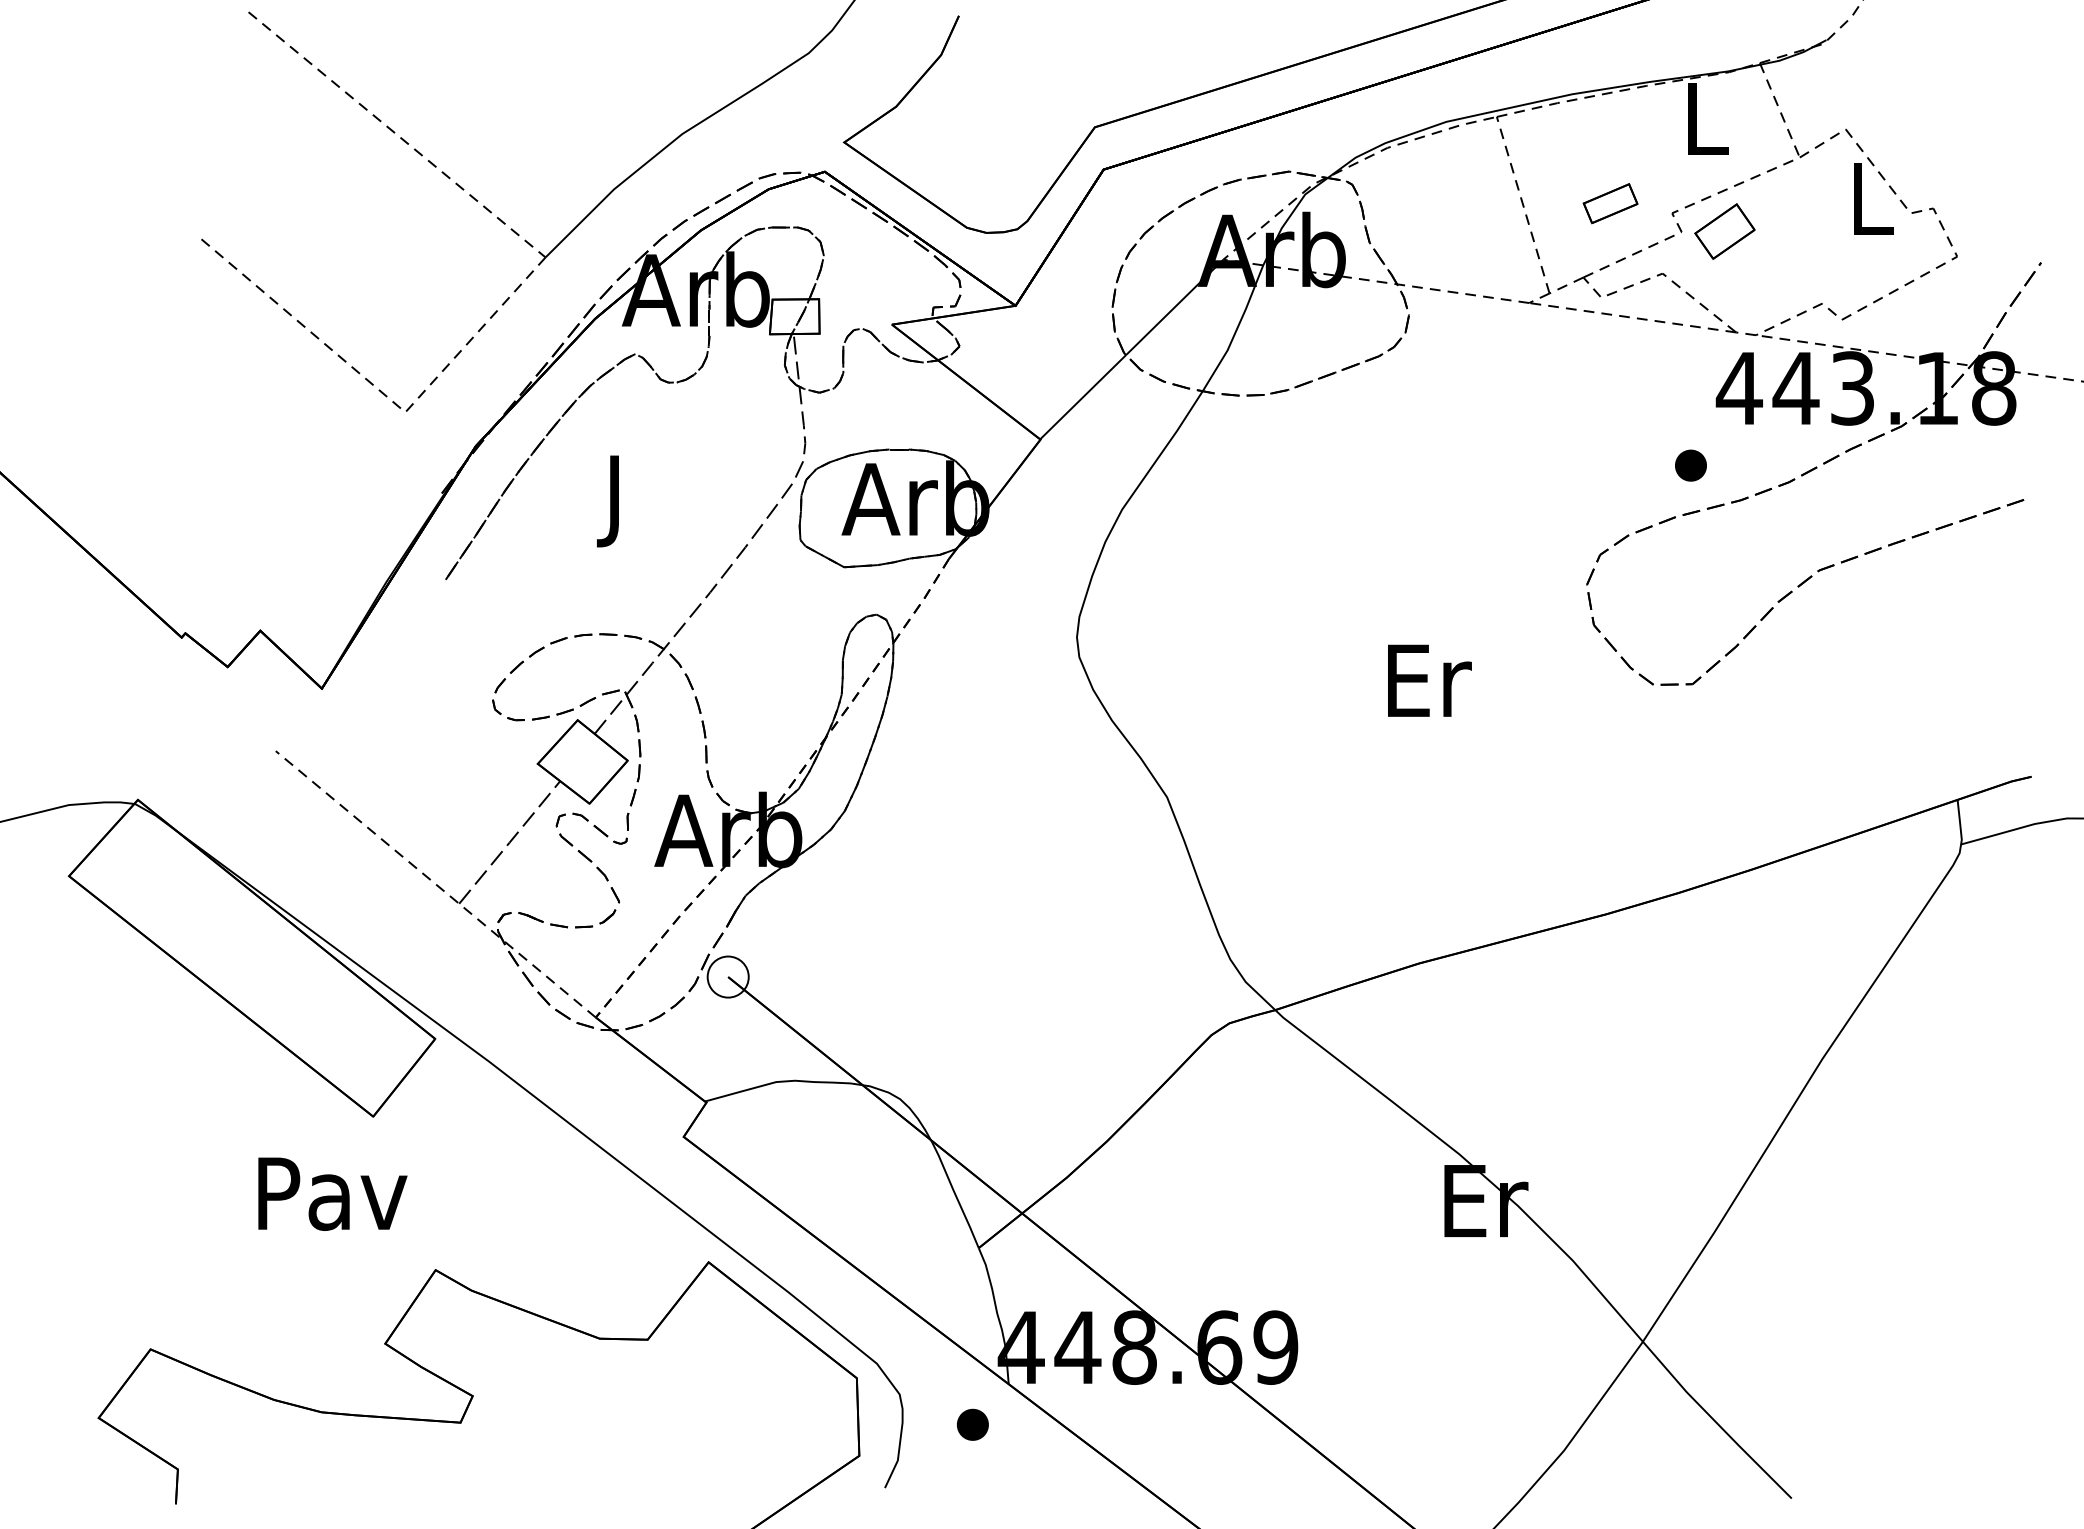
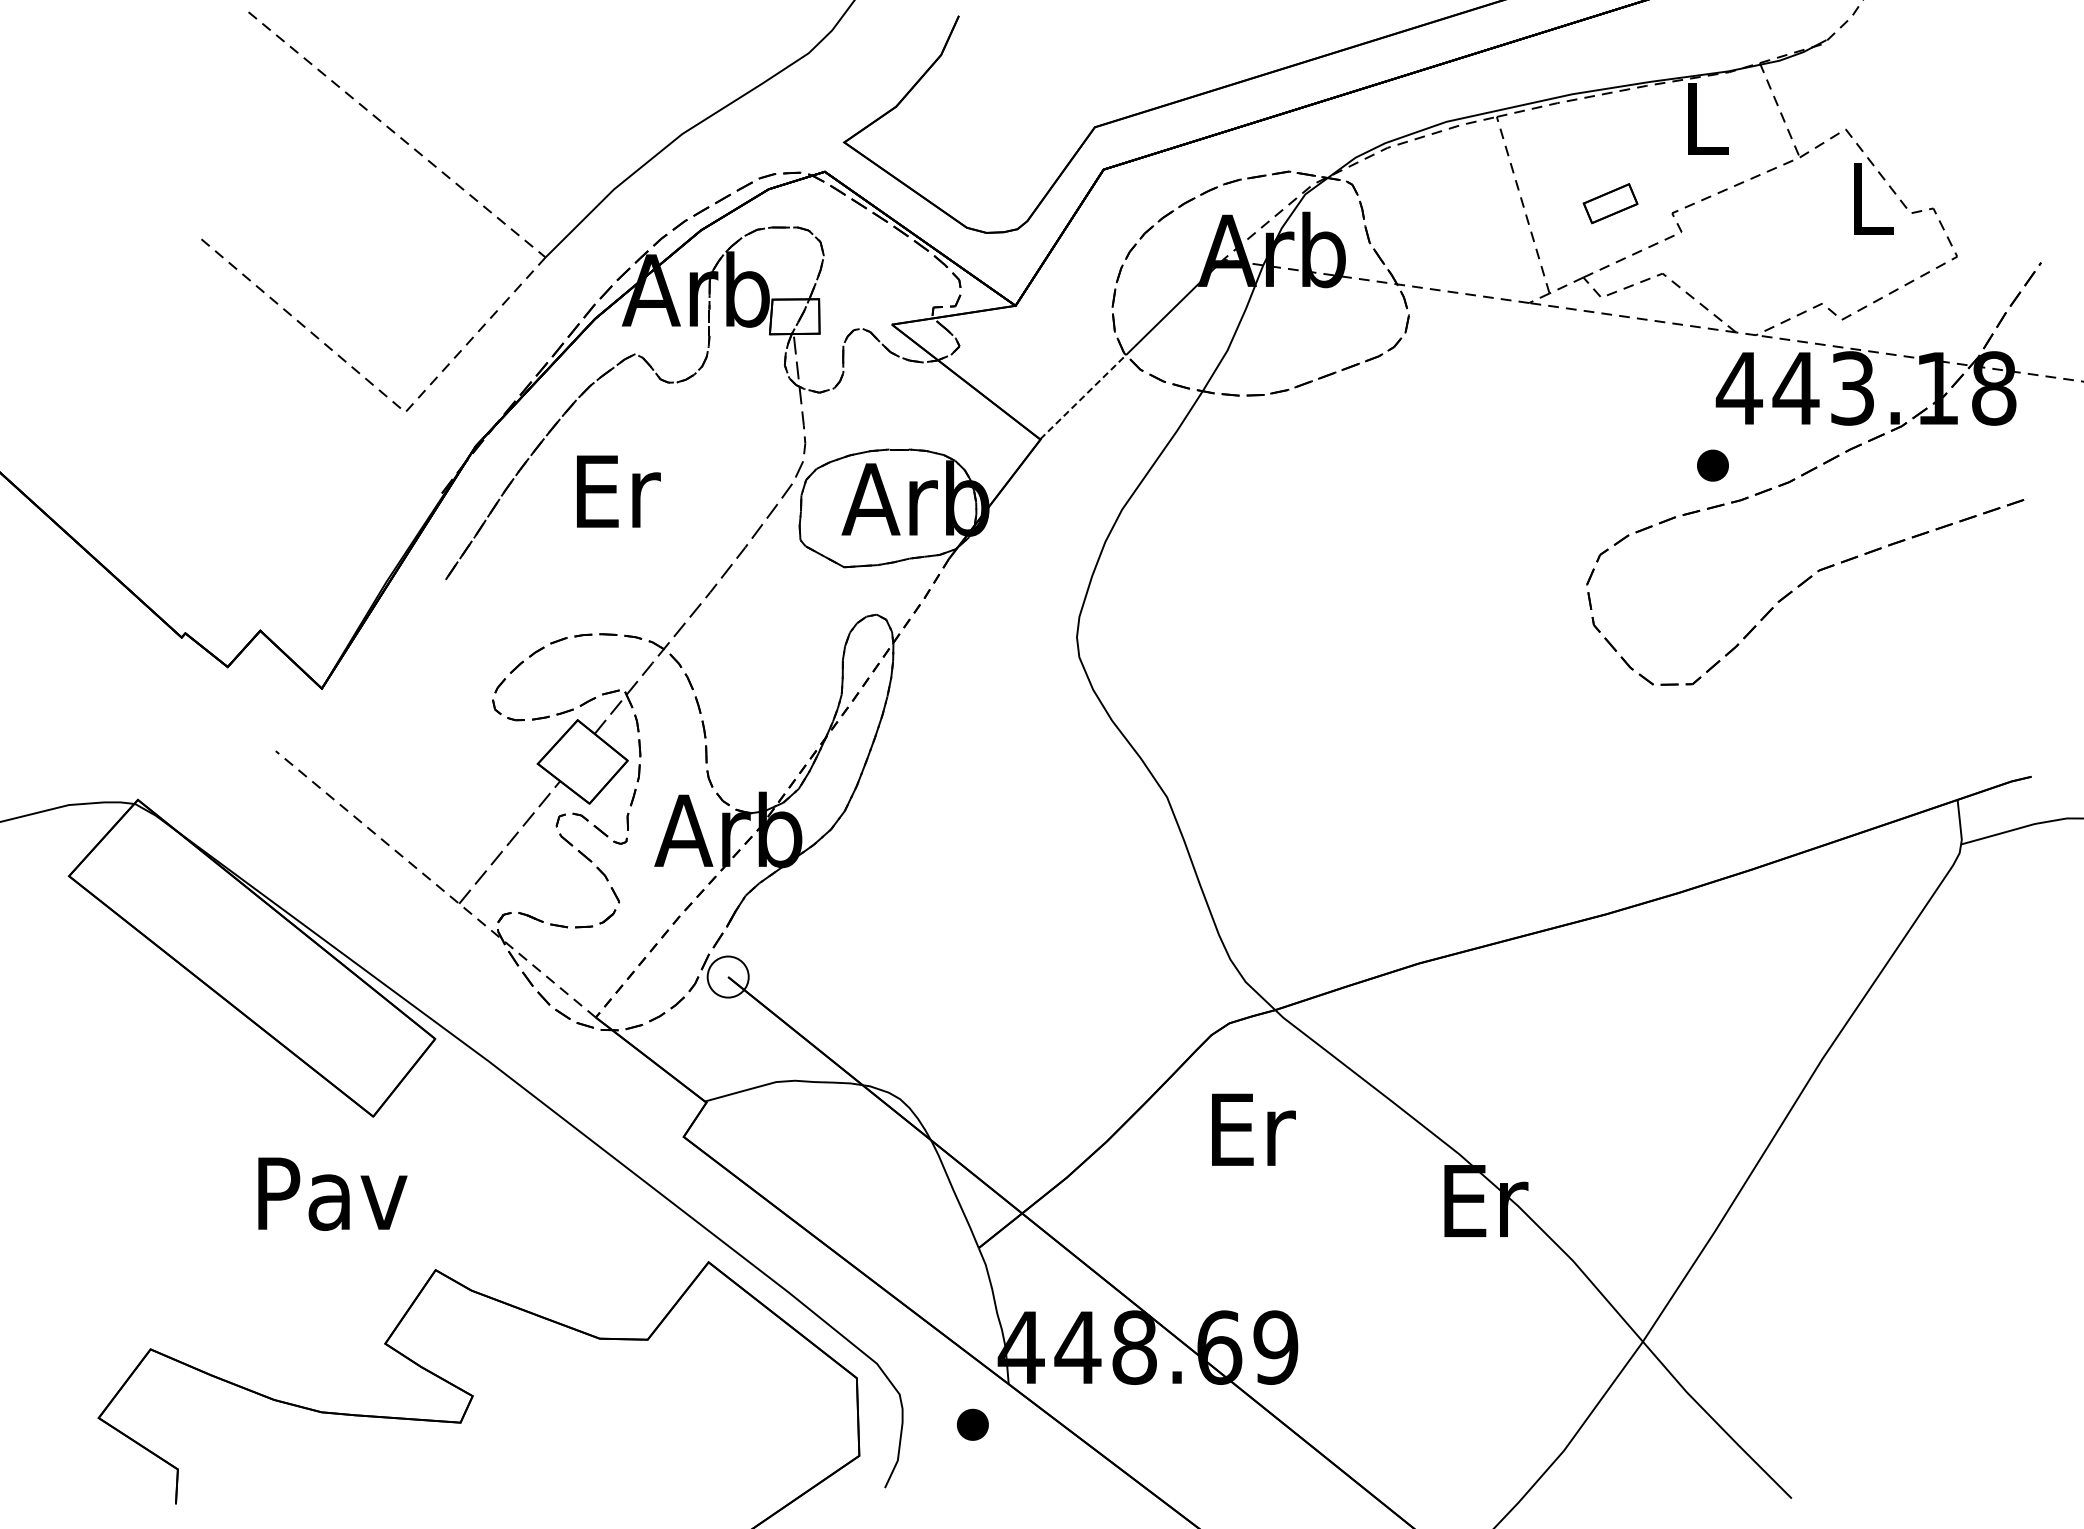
part: present -> none (1724, 231)
line: solid -> dashed (1083, 396)
part position: (1690, 465) -> (1712, 465) (1712, 465)
text: J -> Er (618, 501)
text position: (1429, 680) -> (1253, 1129) (1253, 1129)
